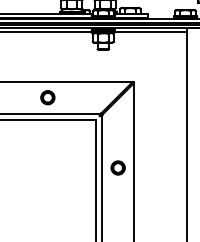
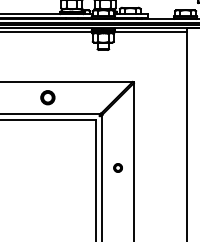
circle size: 16x16 px -> 10x10 px (117, 167)
